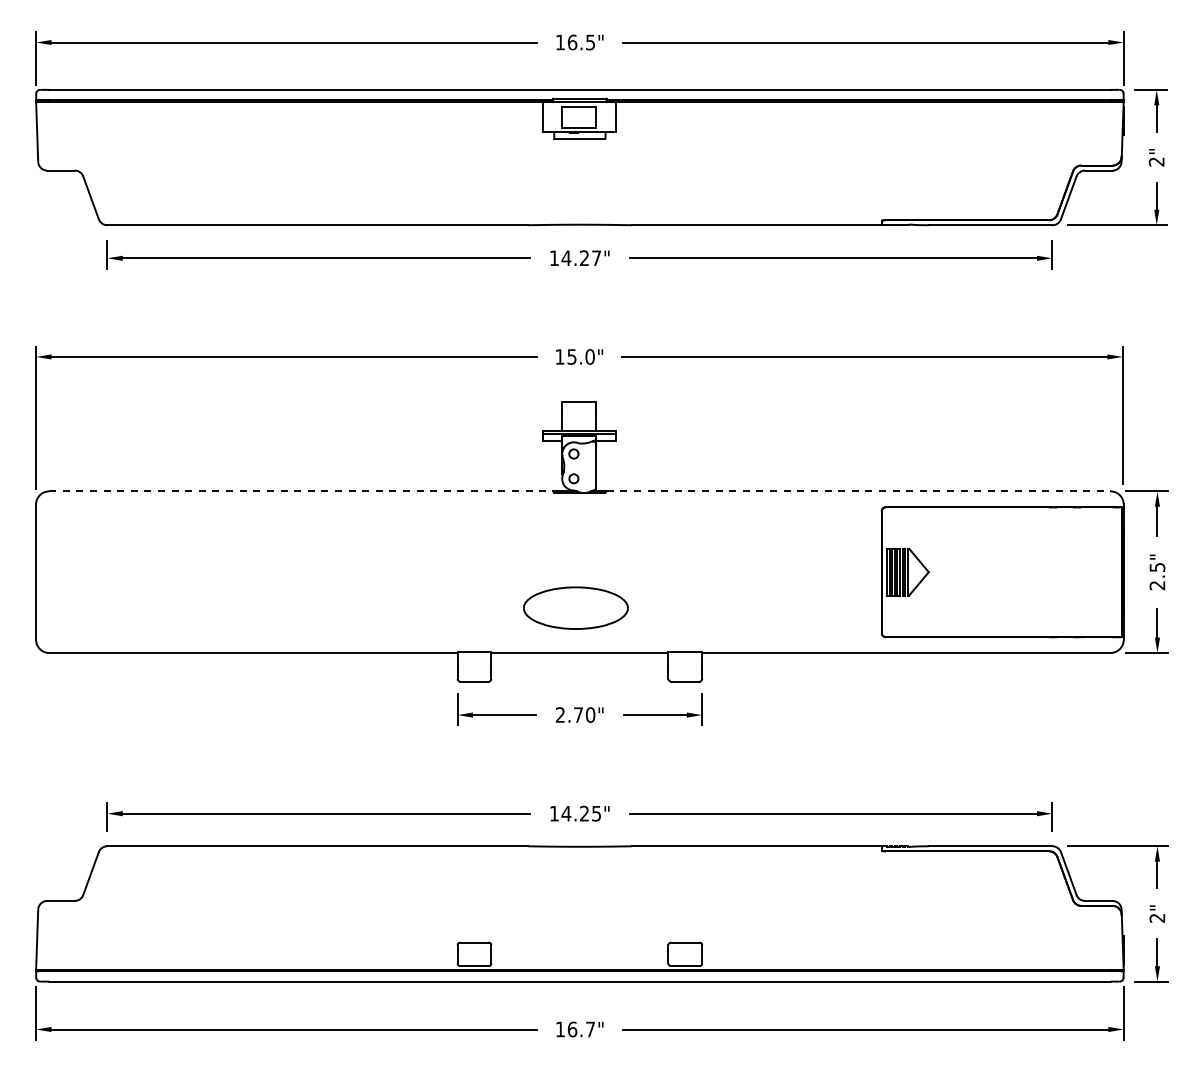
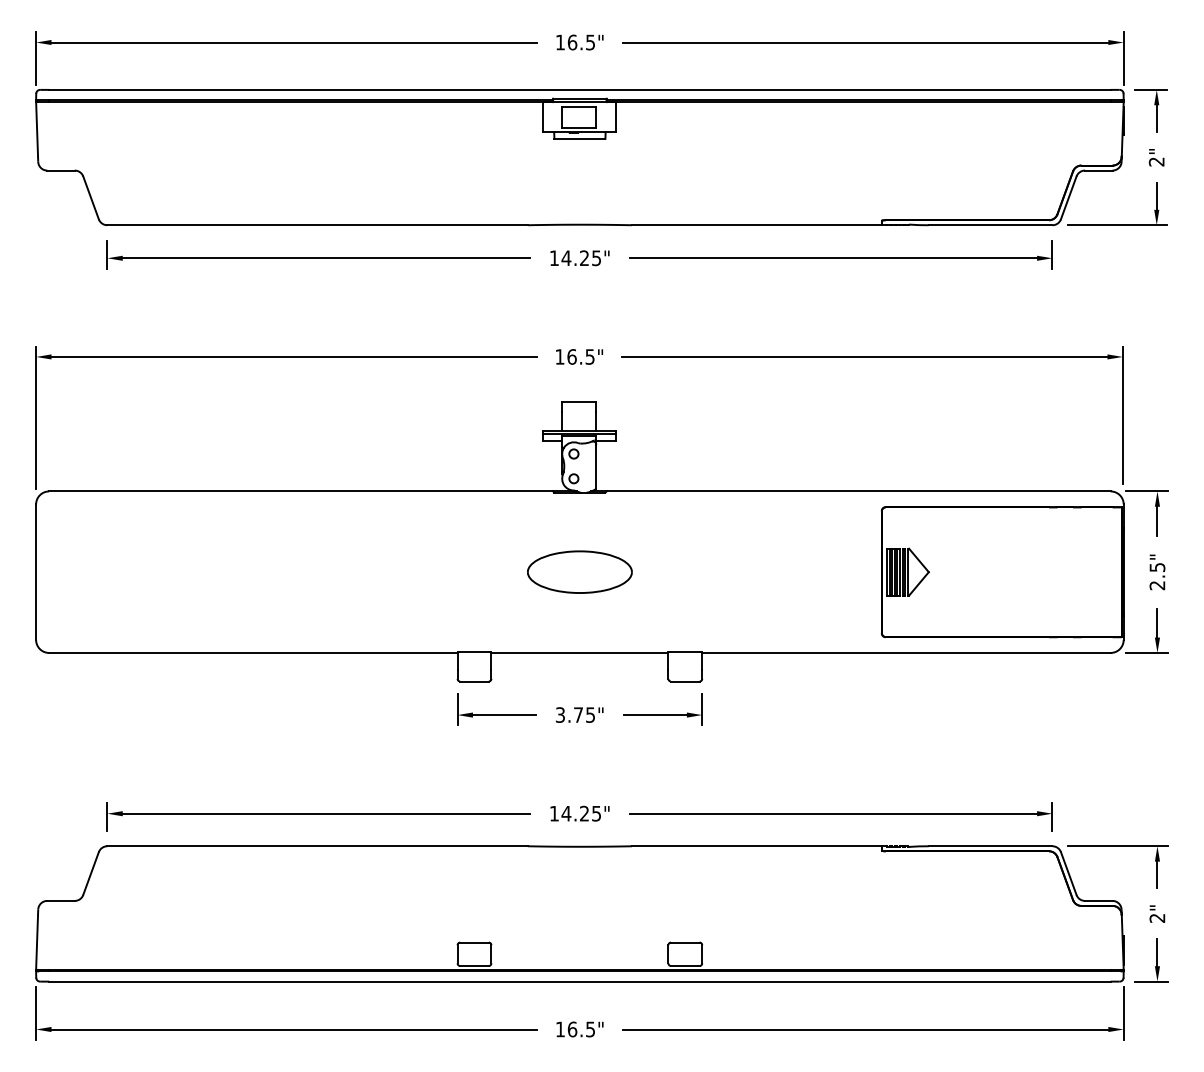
text: 14.27" -> 14.25" (596, 258)
text: 15.0" -> 16.5" (580, 356)
line: dashed -> solid (301, 491)
line: dashed -> solid (858, 491)
part position: (575, 607) -> (579, 571) (579, 571)
text: 2.70" -> 3.75" (575, 714)
text: 16.7" -> 16.5" (590, 1029)
